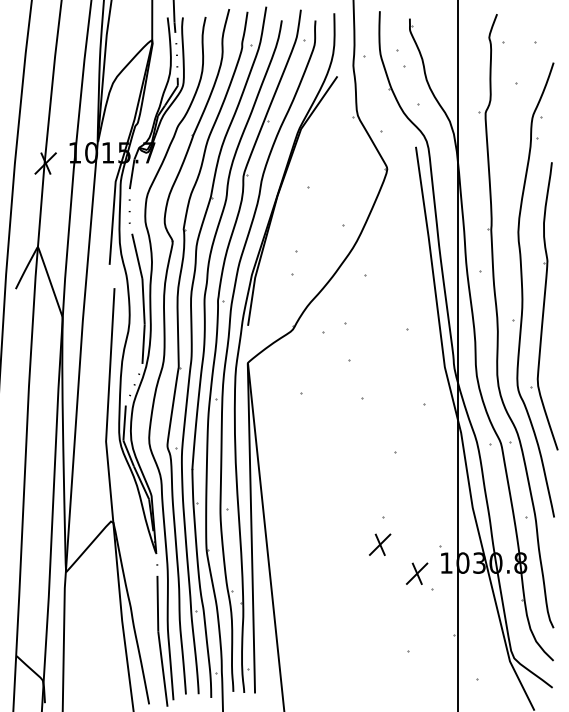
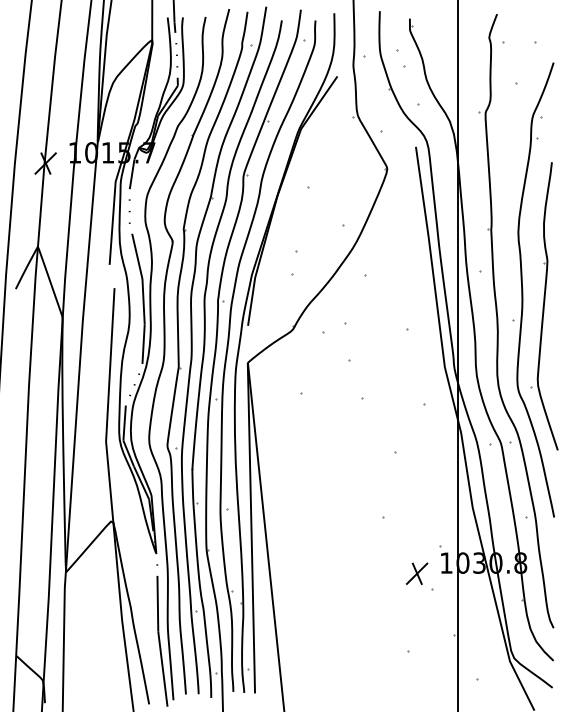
part: present -> none (380, 544)
